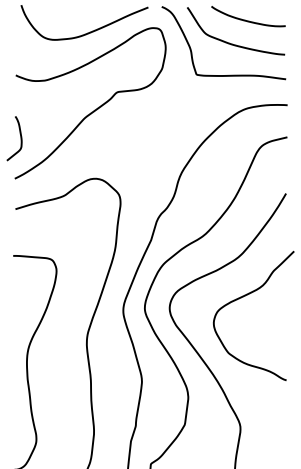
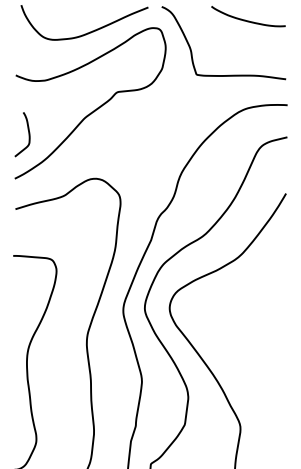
curve: present -> none (232, 43)
curve position: (20, 138) -> (28, 134) (28, 134)
curve: present -> none (243, 297)
